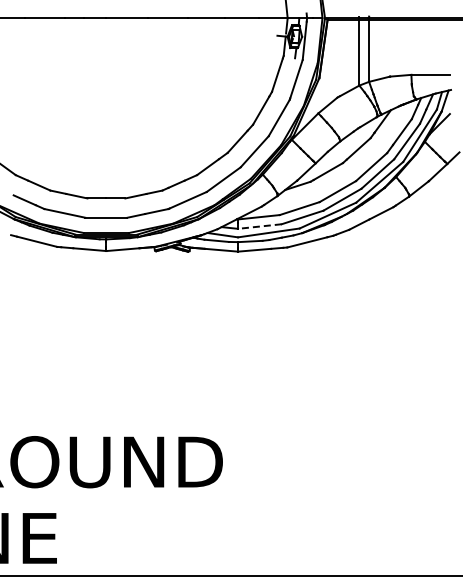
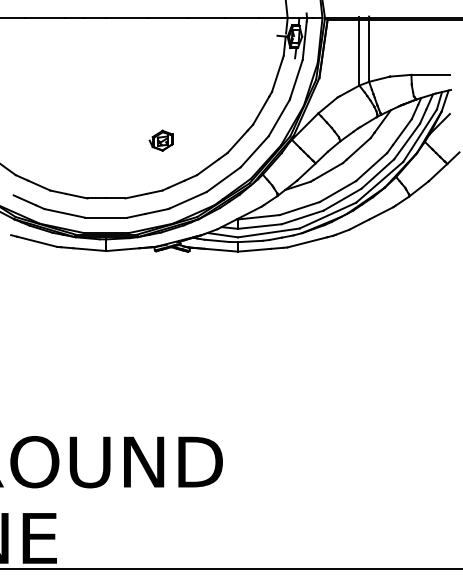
part: none -> present (160, 140)
line: dashed -> solid (259, 226)
line position: (230, 576) -> (230, 569) (230, 569)
